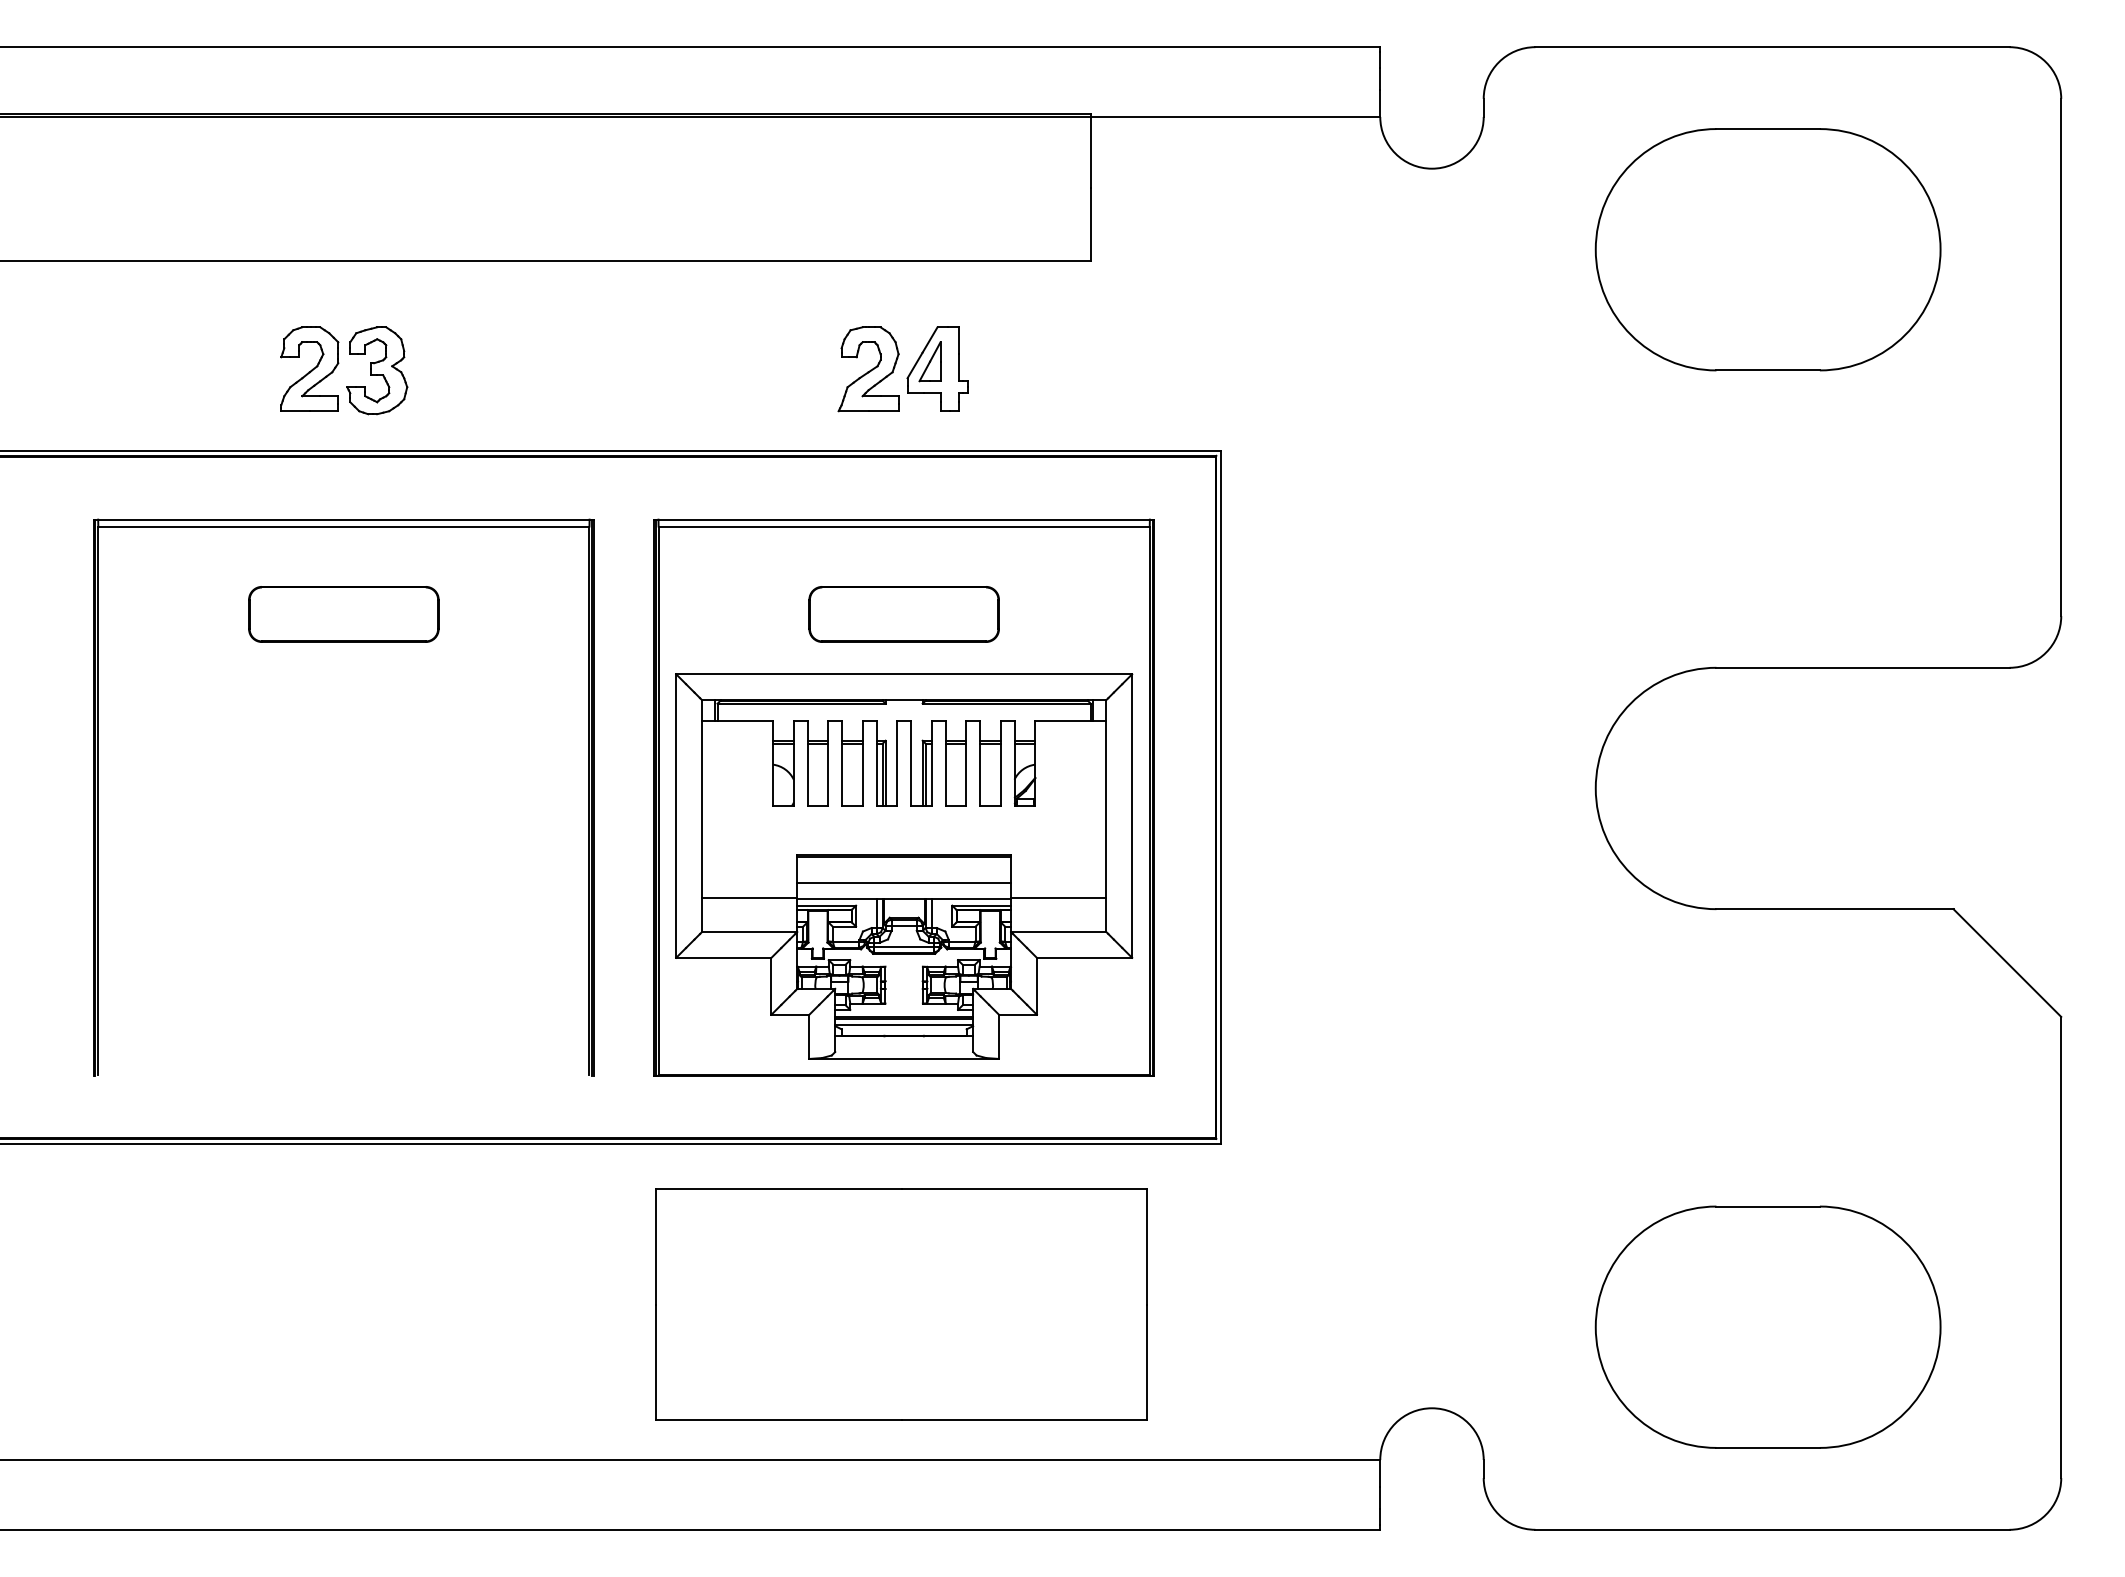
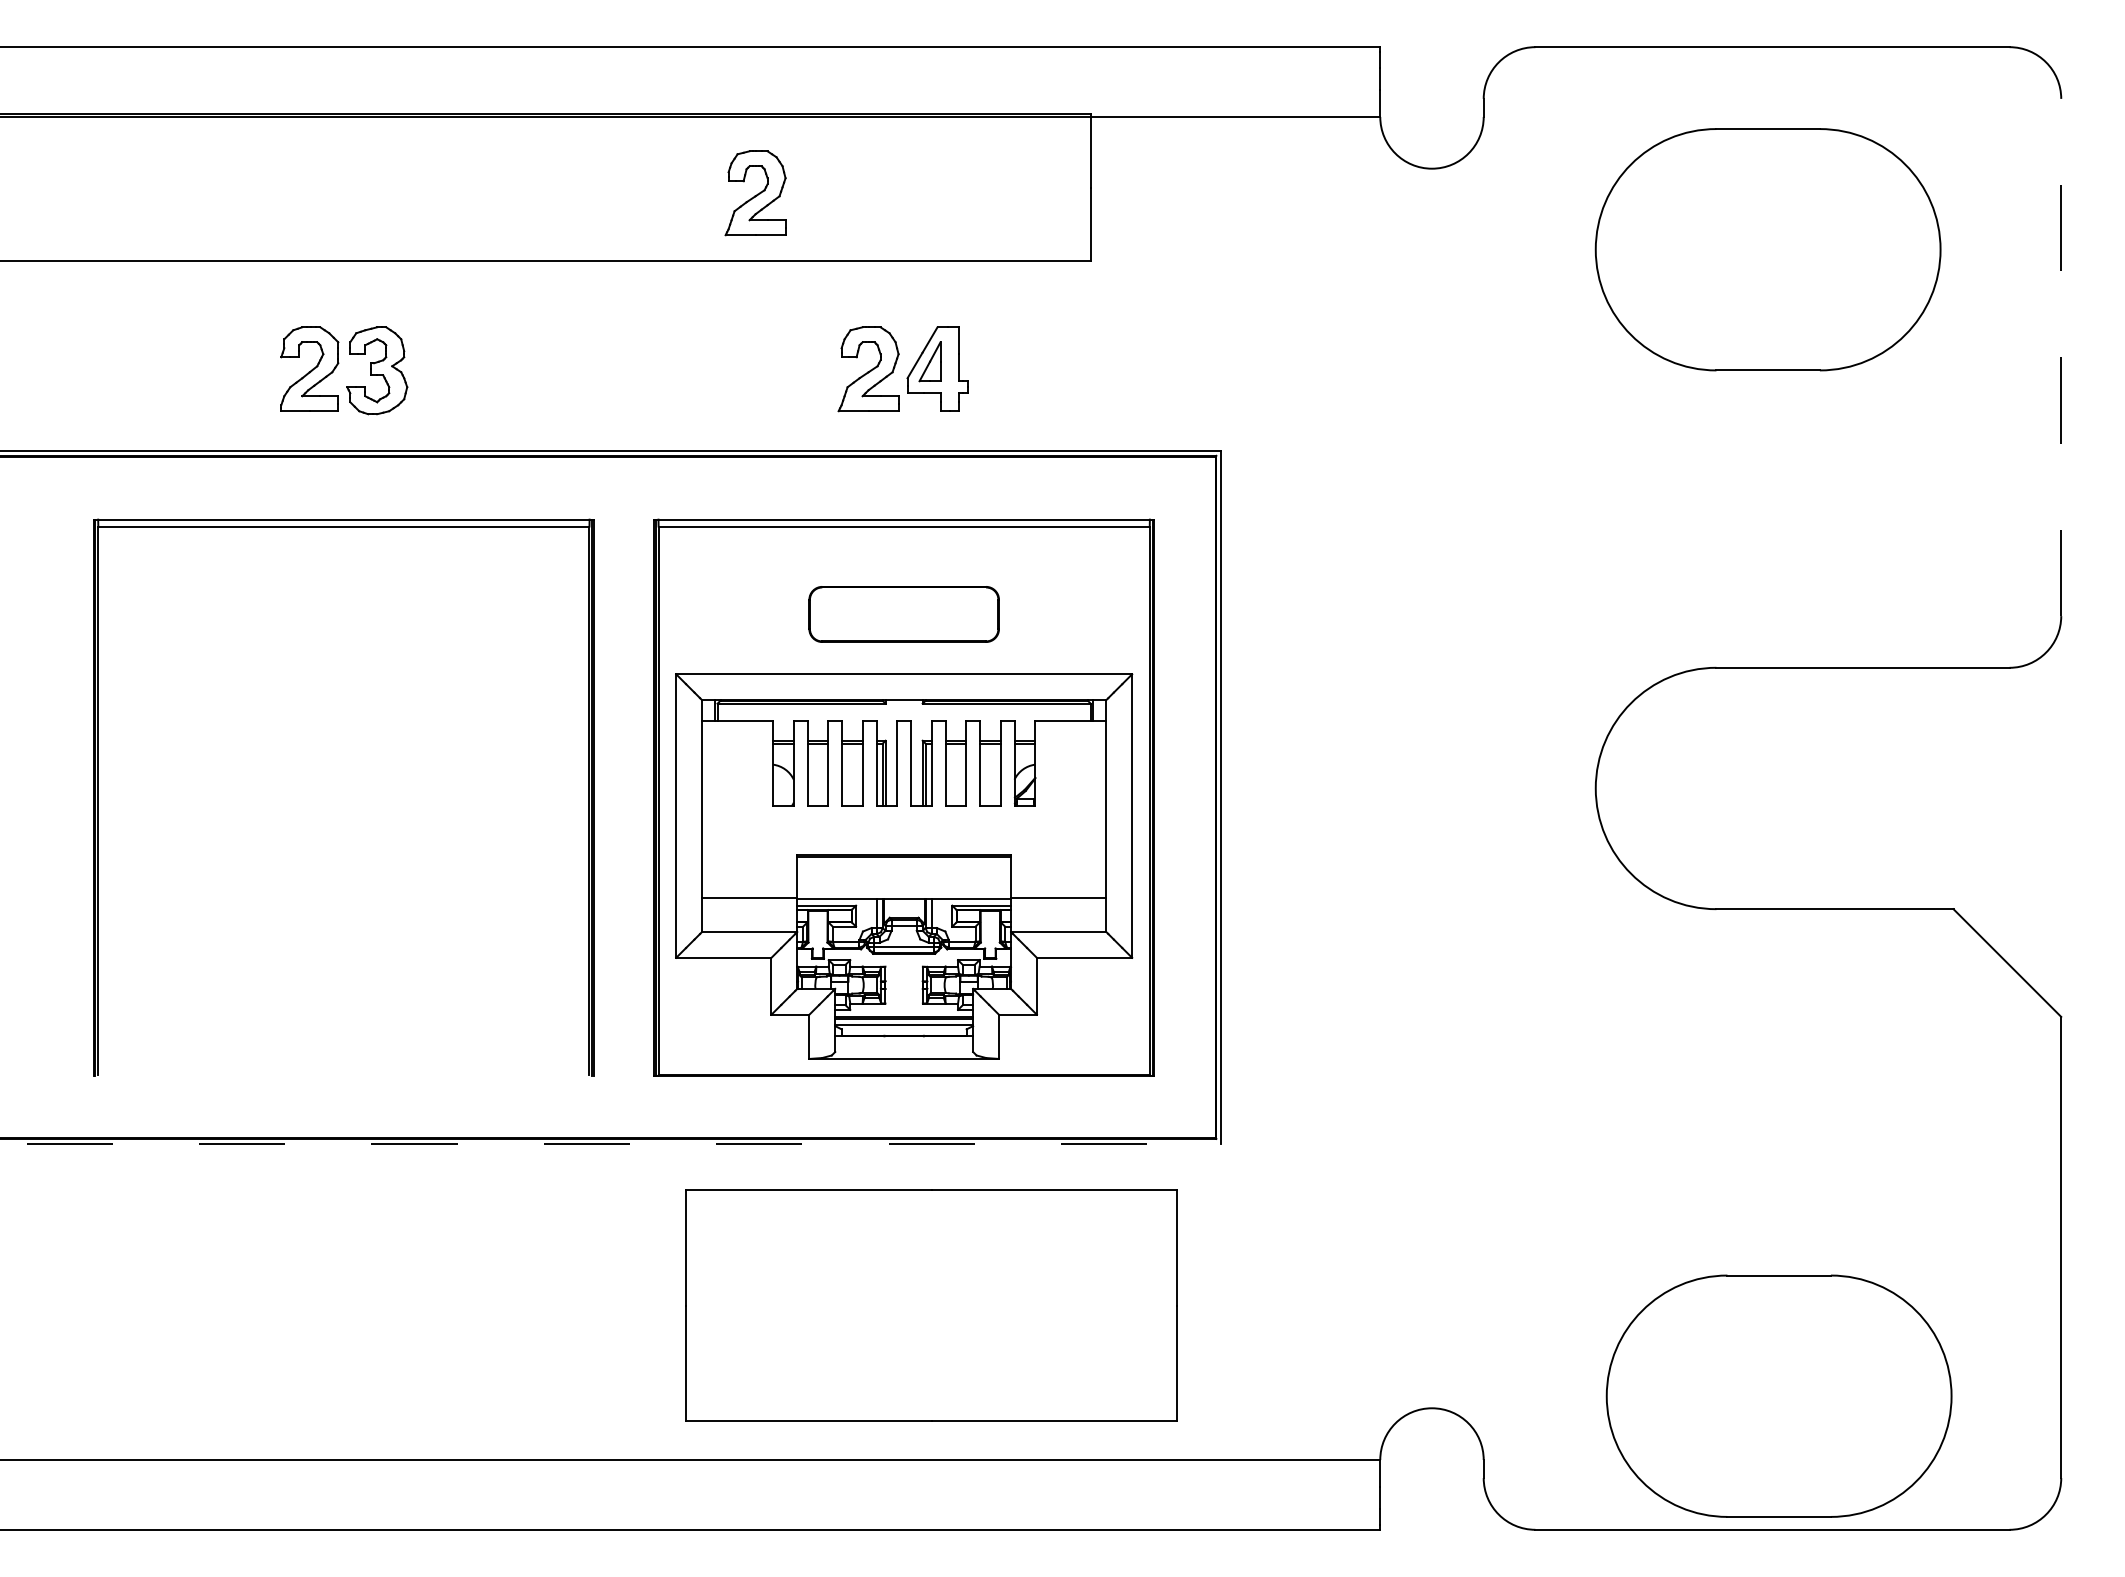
part: none -> present (755, 193)
line: solid -> dashed (2061, 357)
part: present -> none (343, 614)
line: present -> none (904, 882)
line: solid -> dashed (611, 1144)
part position: (901, 1304) -> (931, 1305) (931, 1305)
part position: (1767, 1326) -> (1778, 1395) (1778, 1395)
